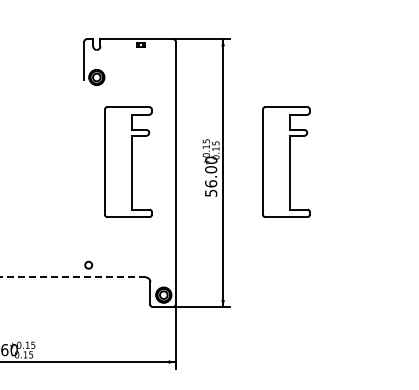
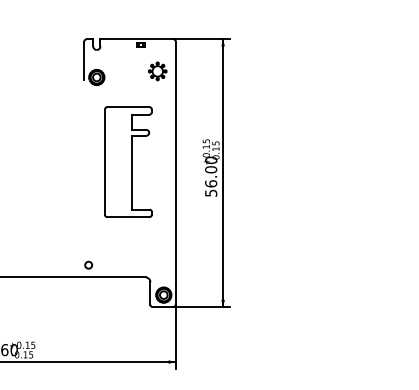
part: none -> present (157, 71)
part: present -> none (286, 161)
line: dashed -> solid (72, 277)
